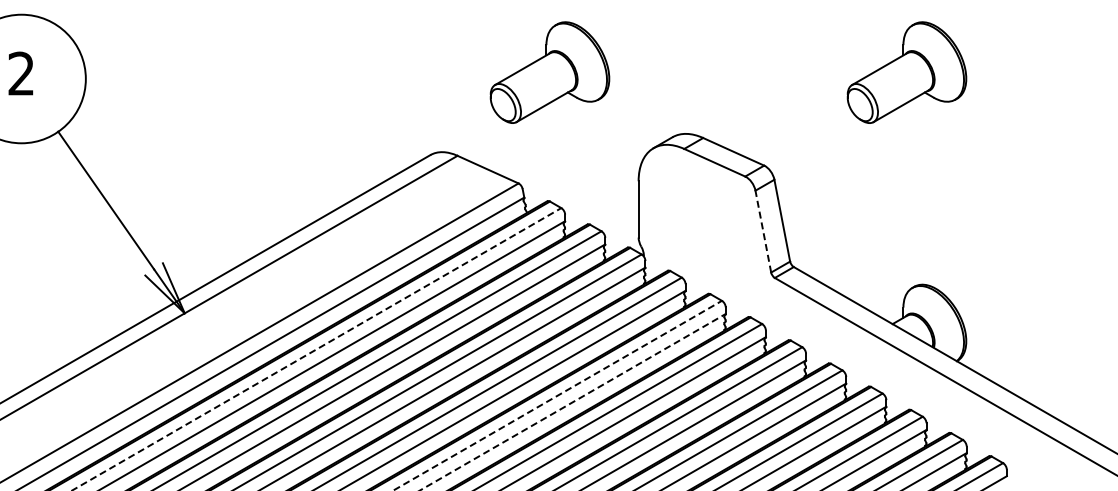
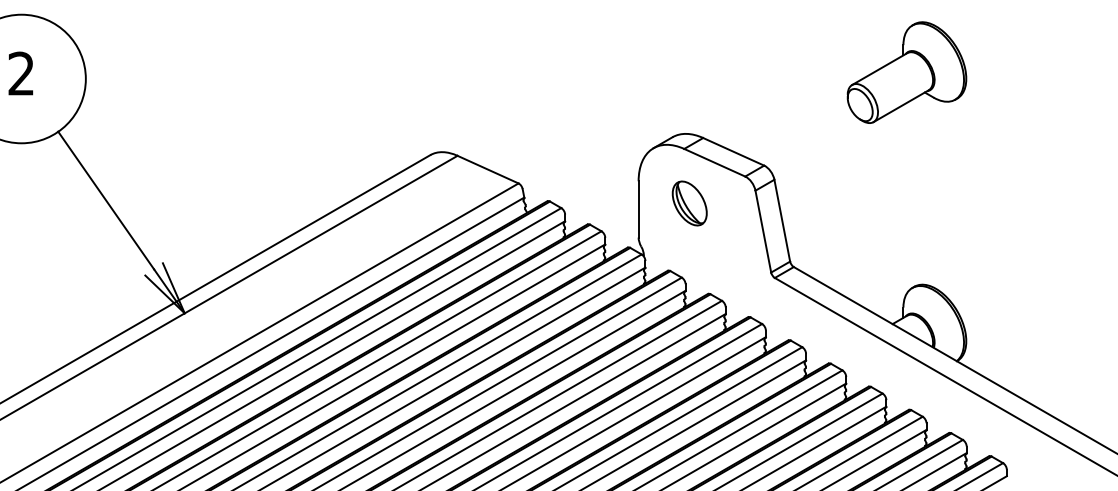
part: present -> none (549, 72)
part: none -> present (689, 203)
line: dashed -> solid (763, 231)
line: dashed -> solid (317, 349)
line: dashed -> solid (557, 395)
line: dashed -> solid (572, 402)
